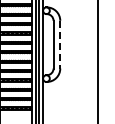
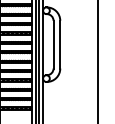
line: dashed -> solid (60, 44)
